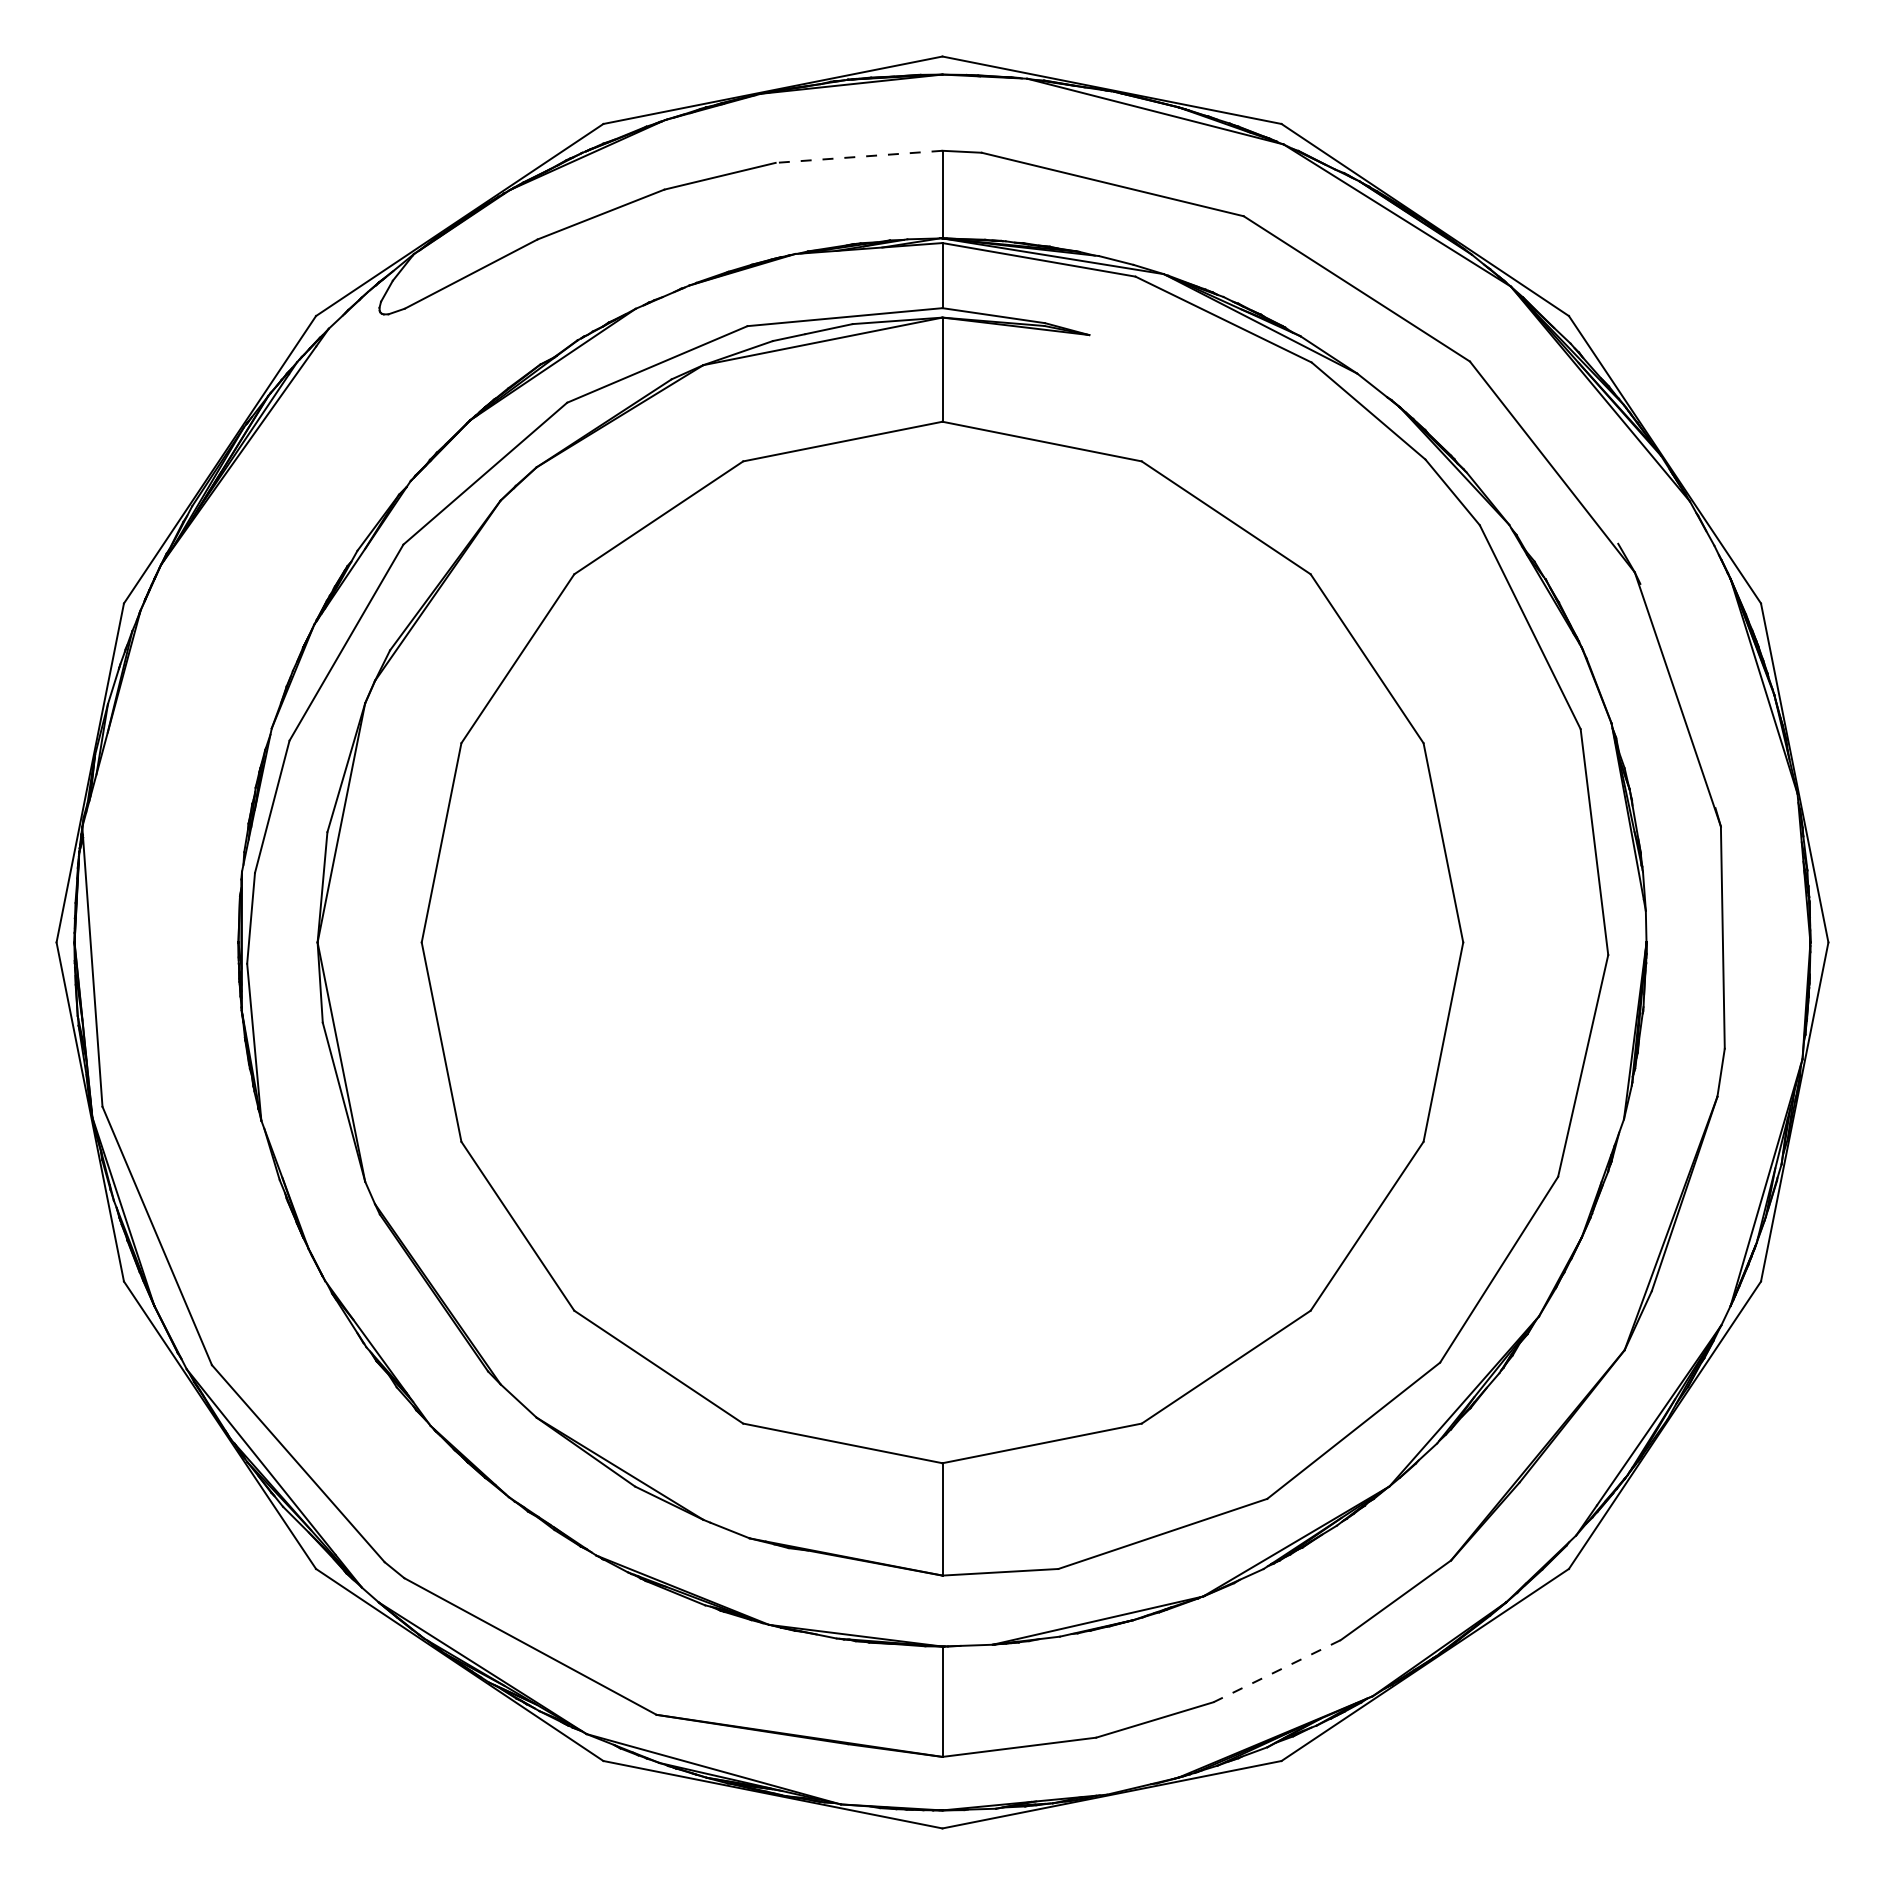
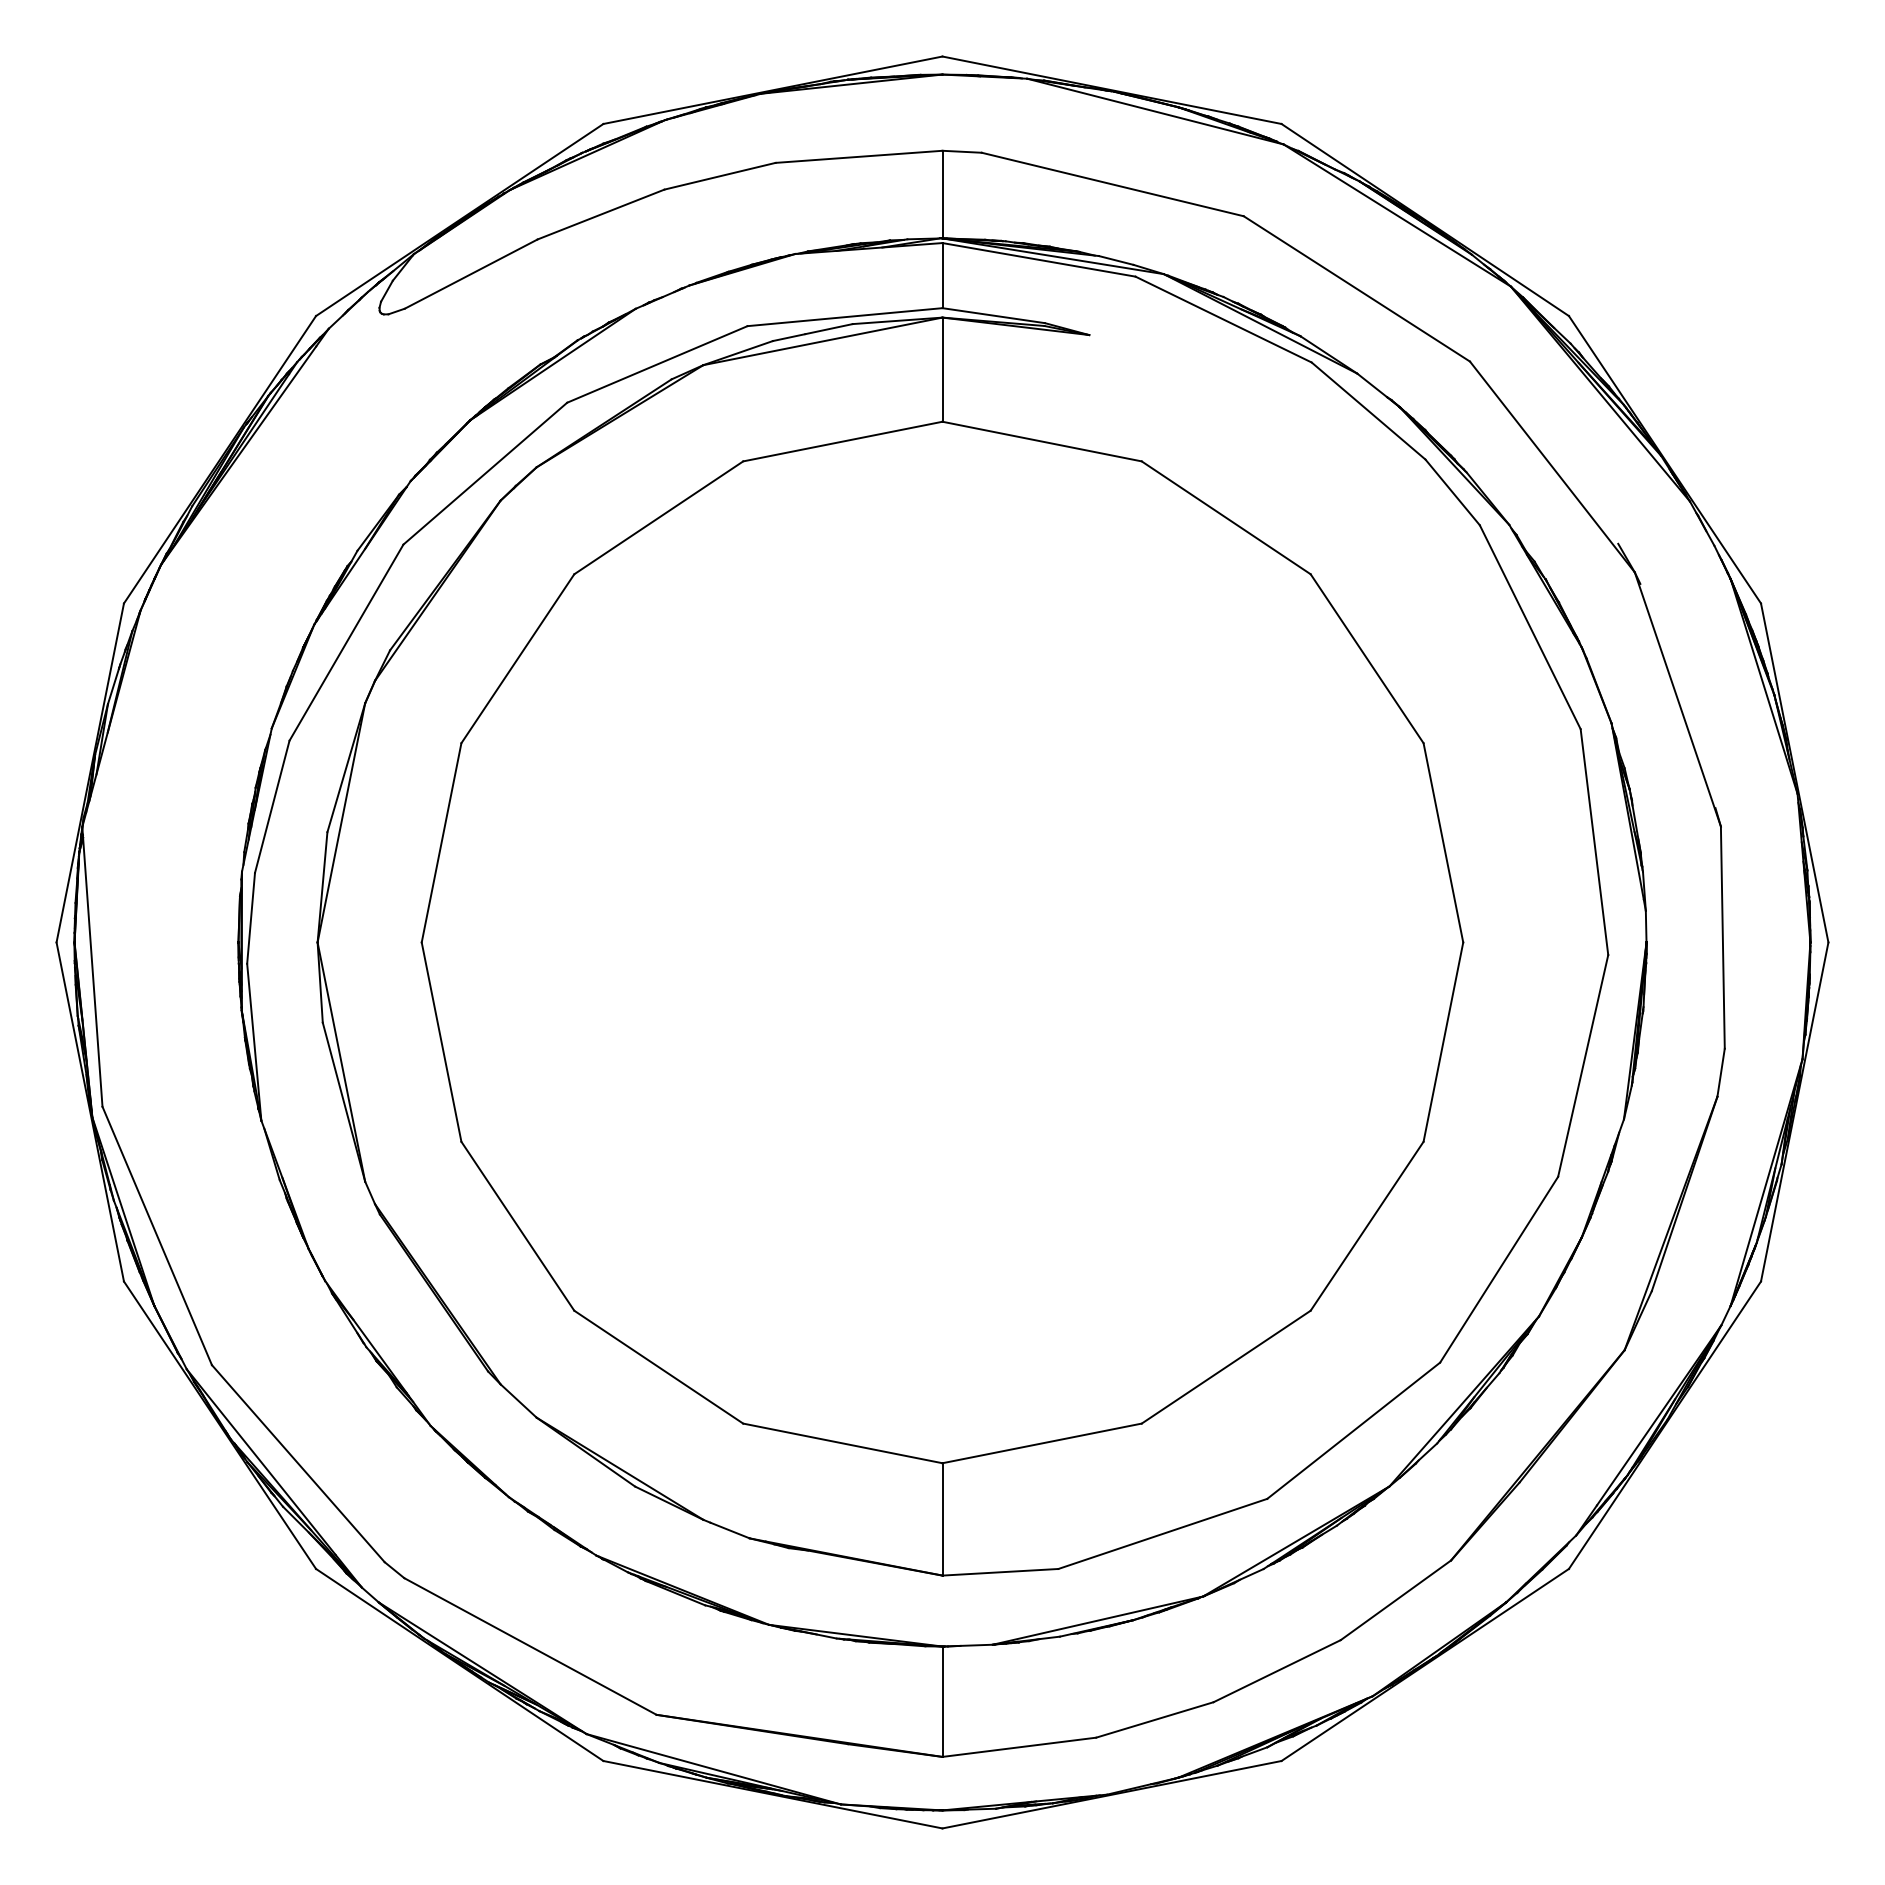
line: dashed -> solid (859, 156)
line: dashed -> solid (1277, 1671)
